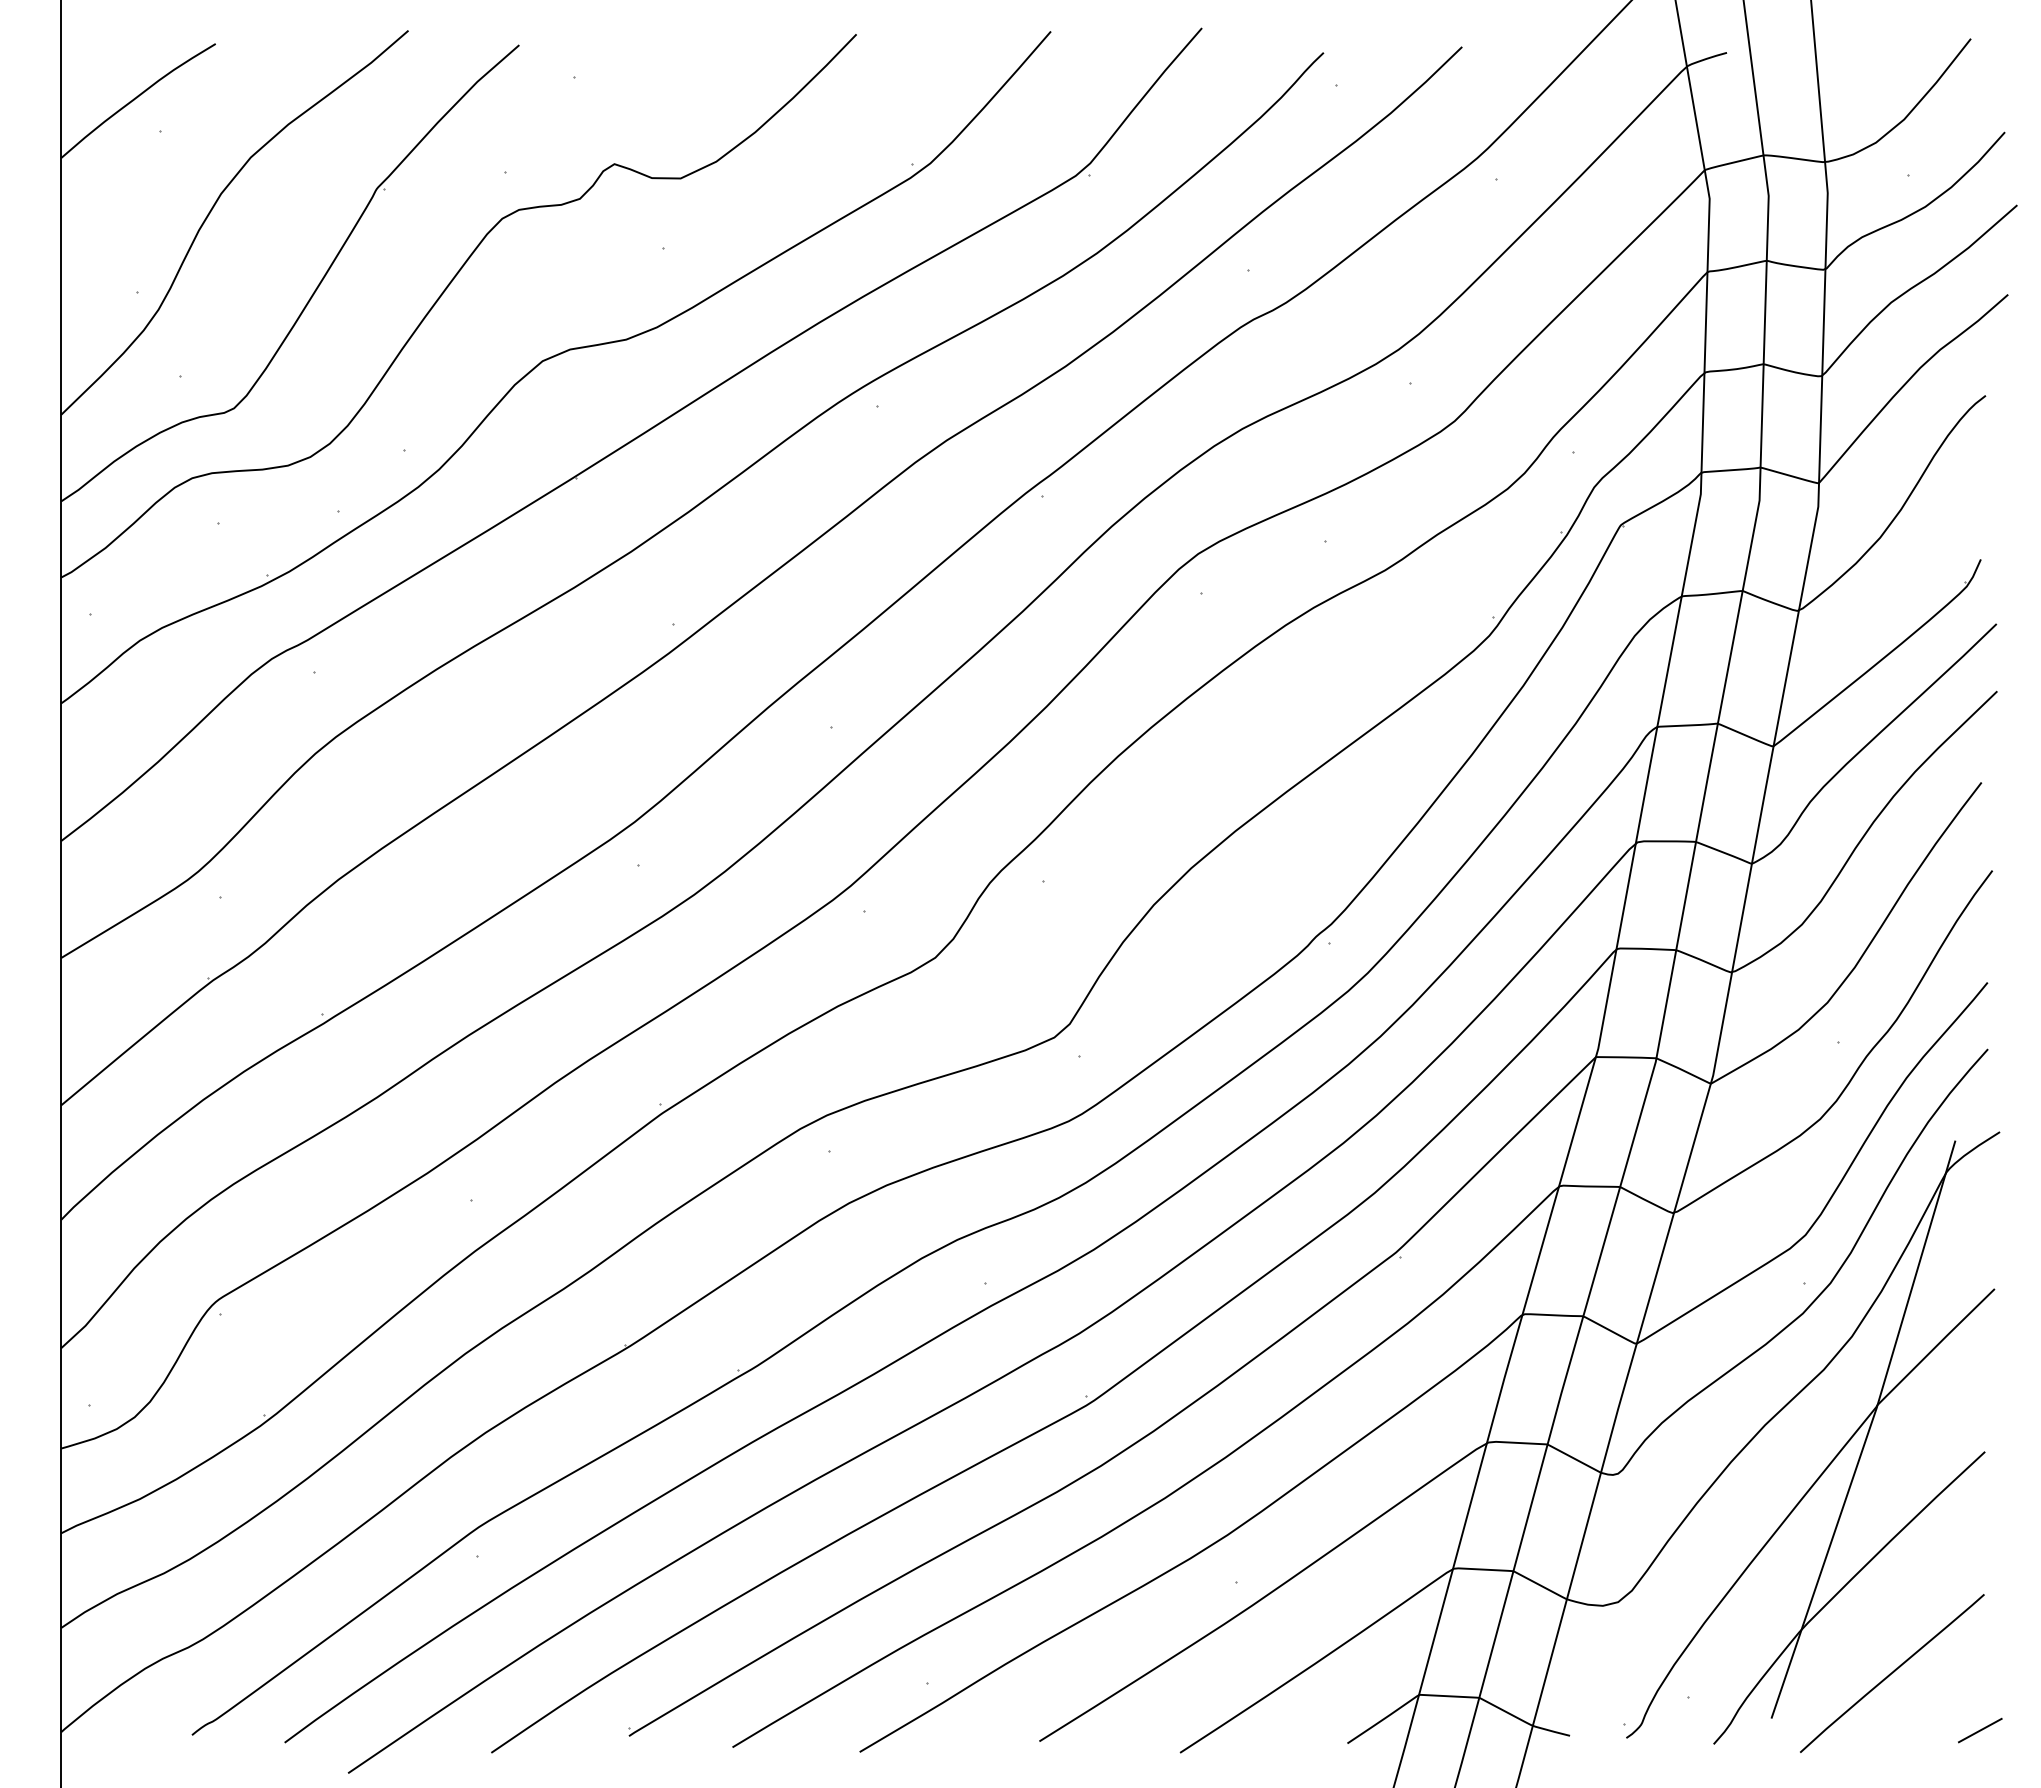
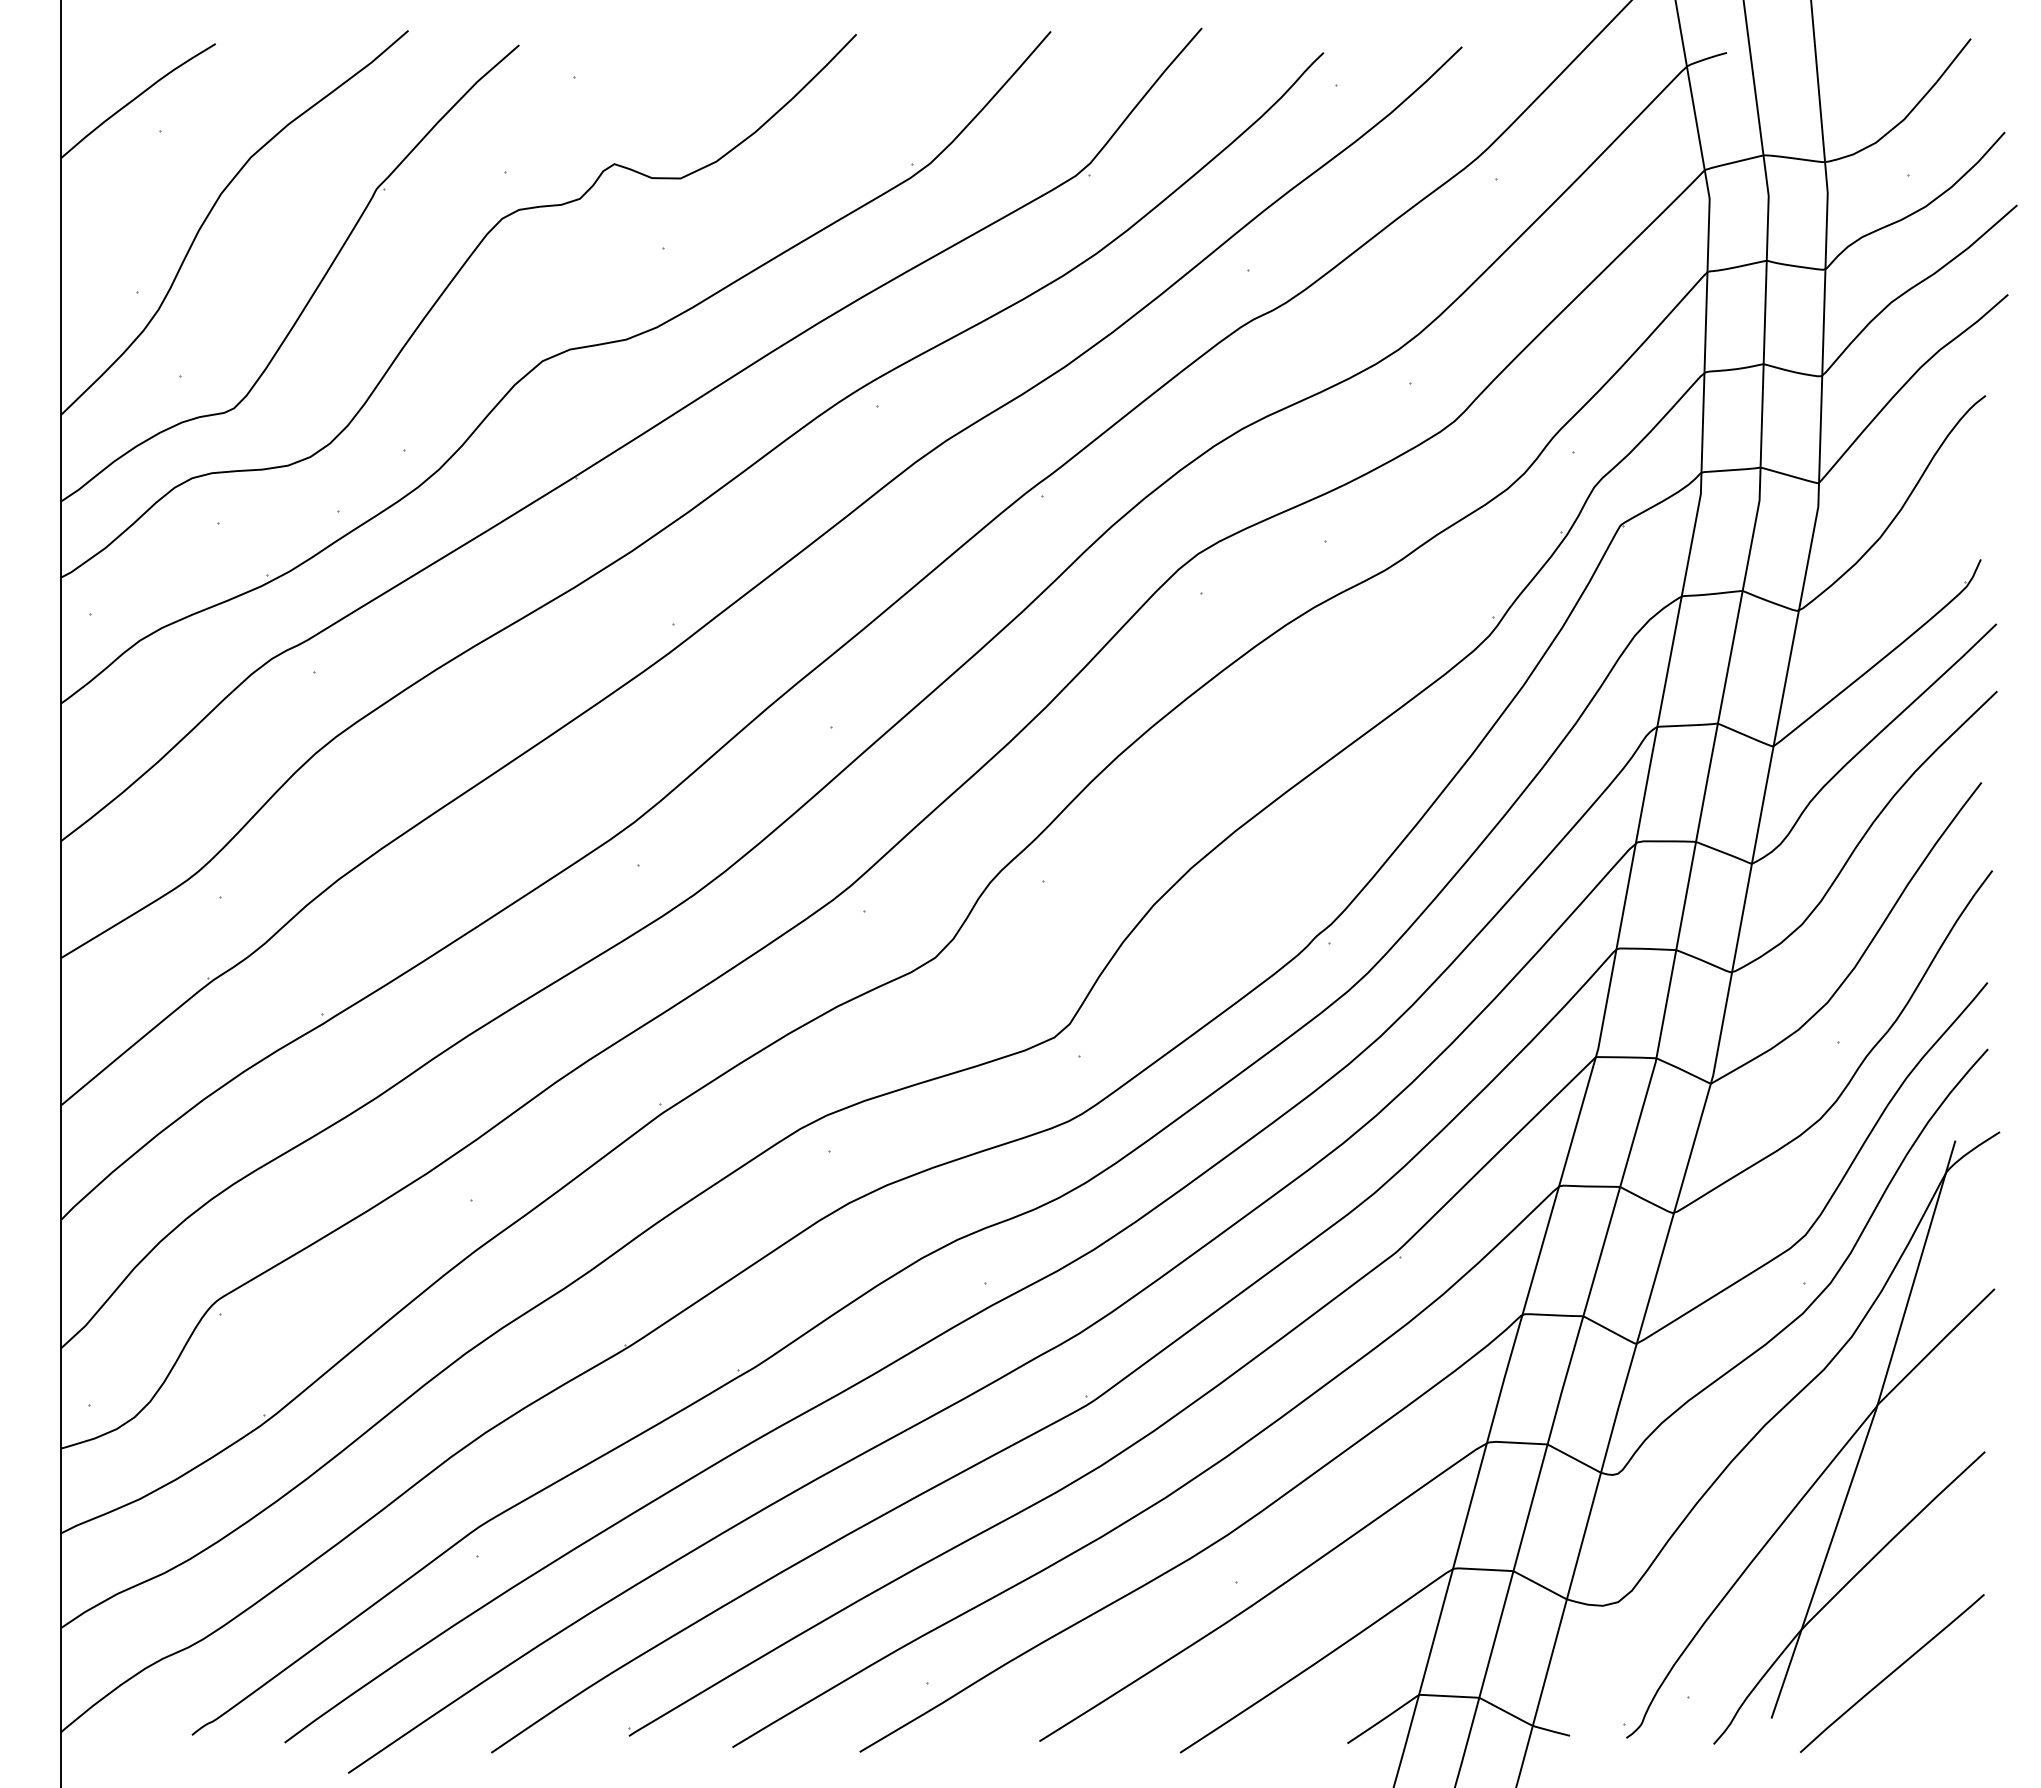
line: present -> none (1980, 1730)
